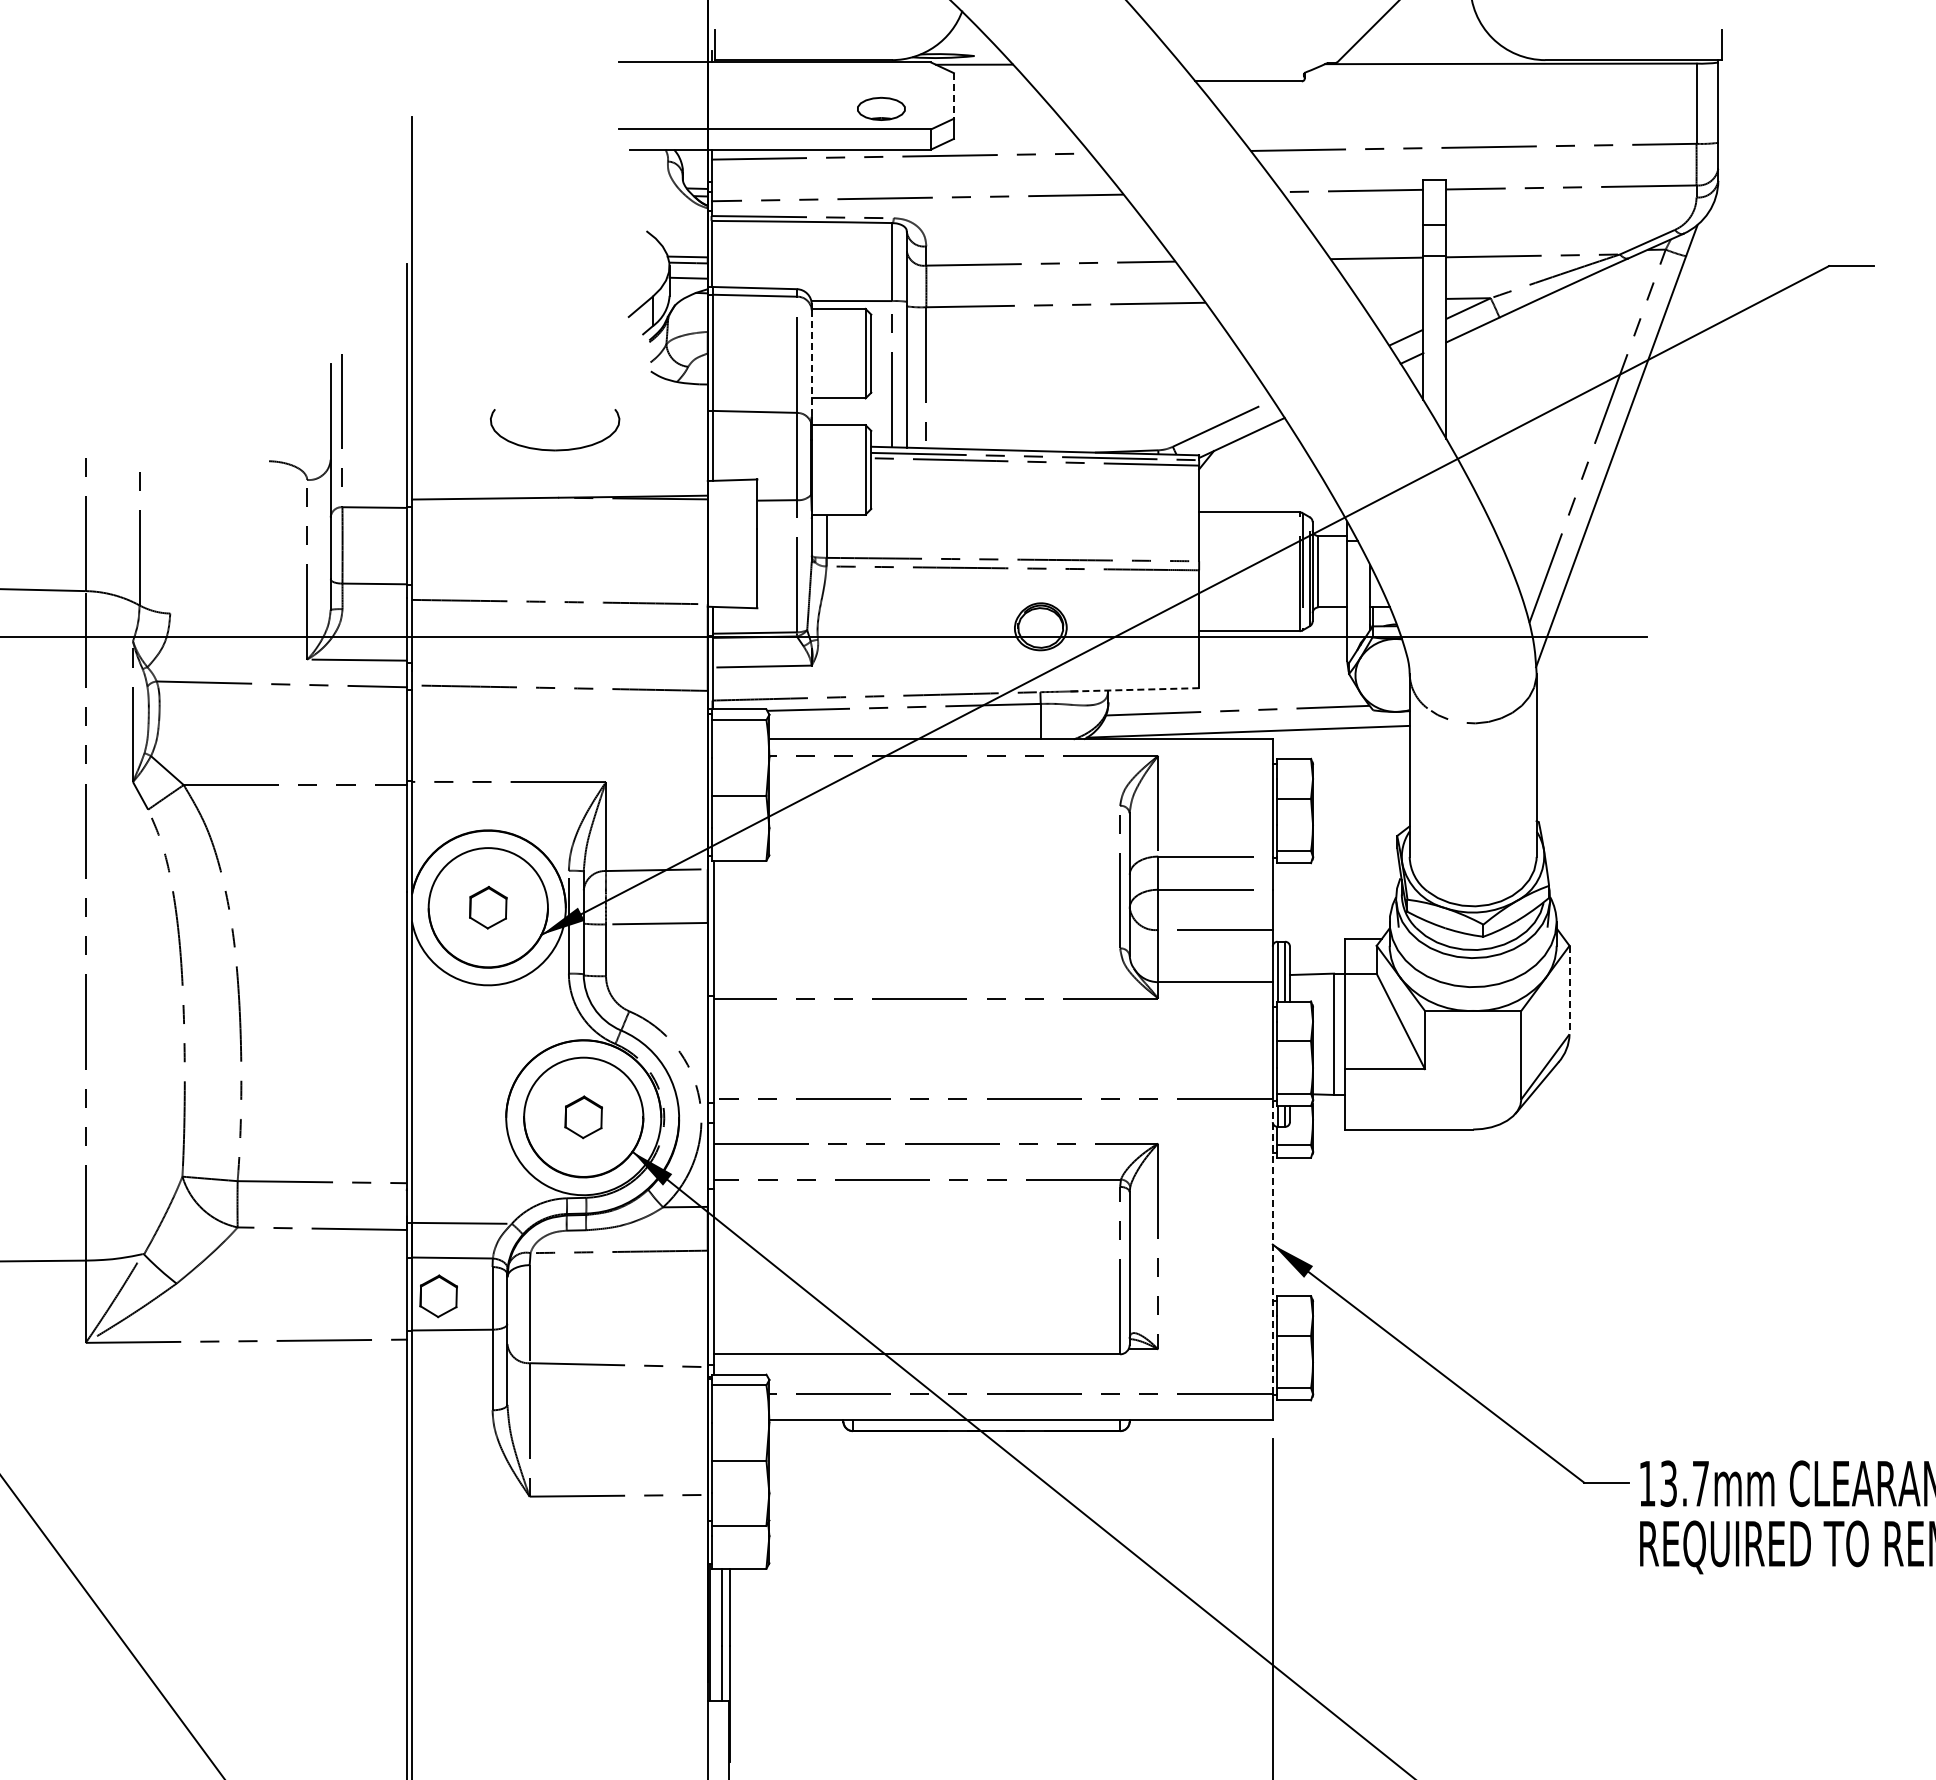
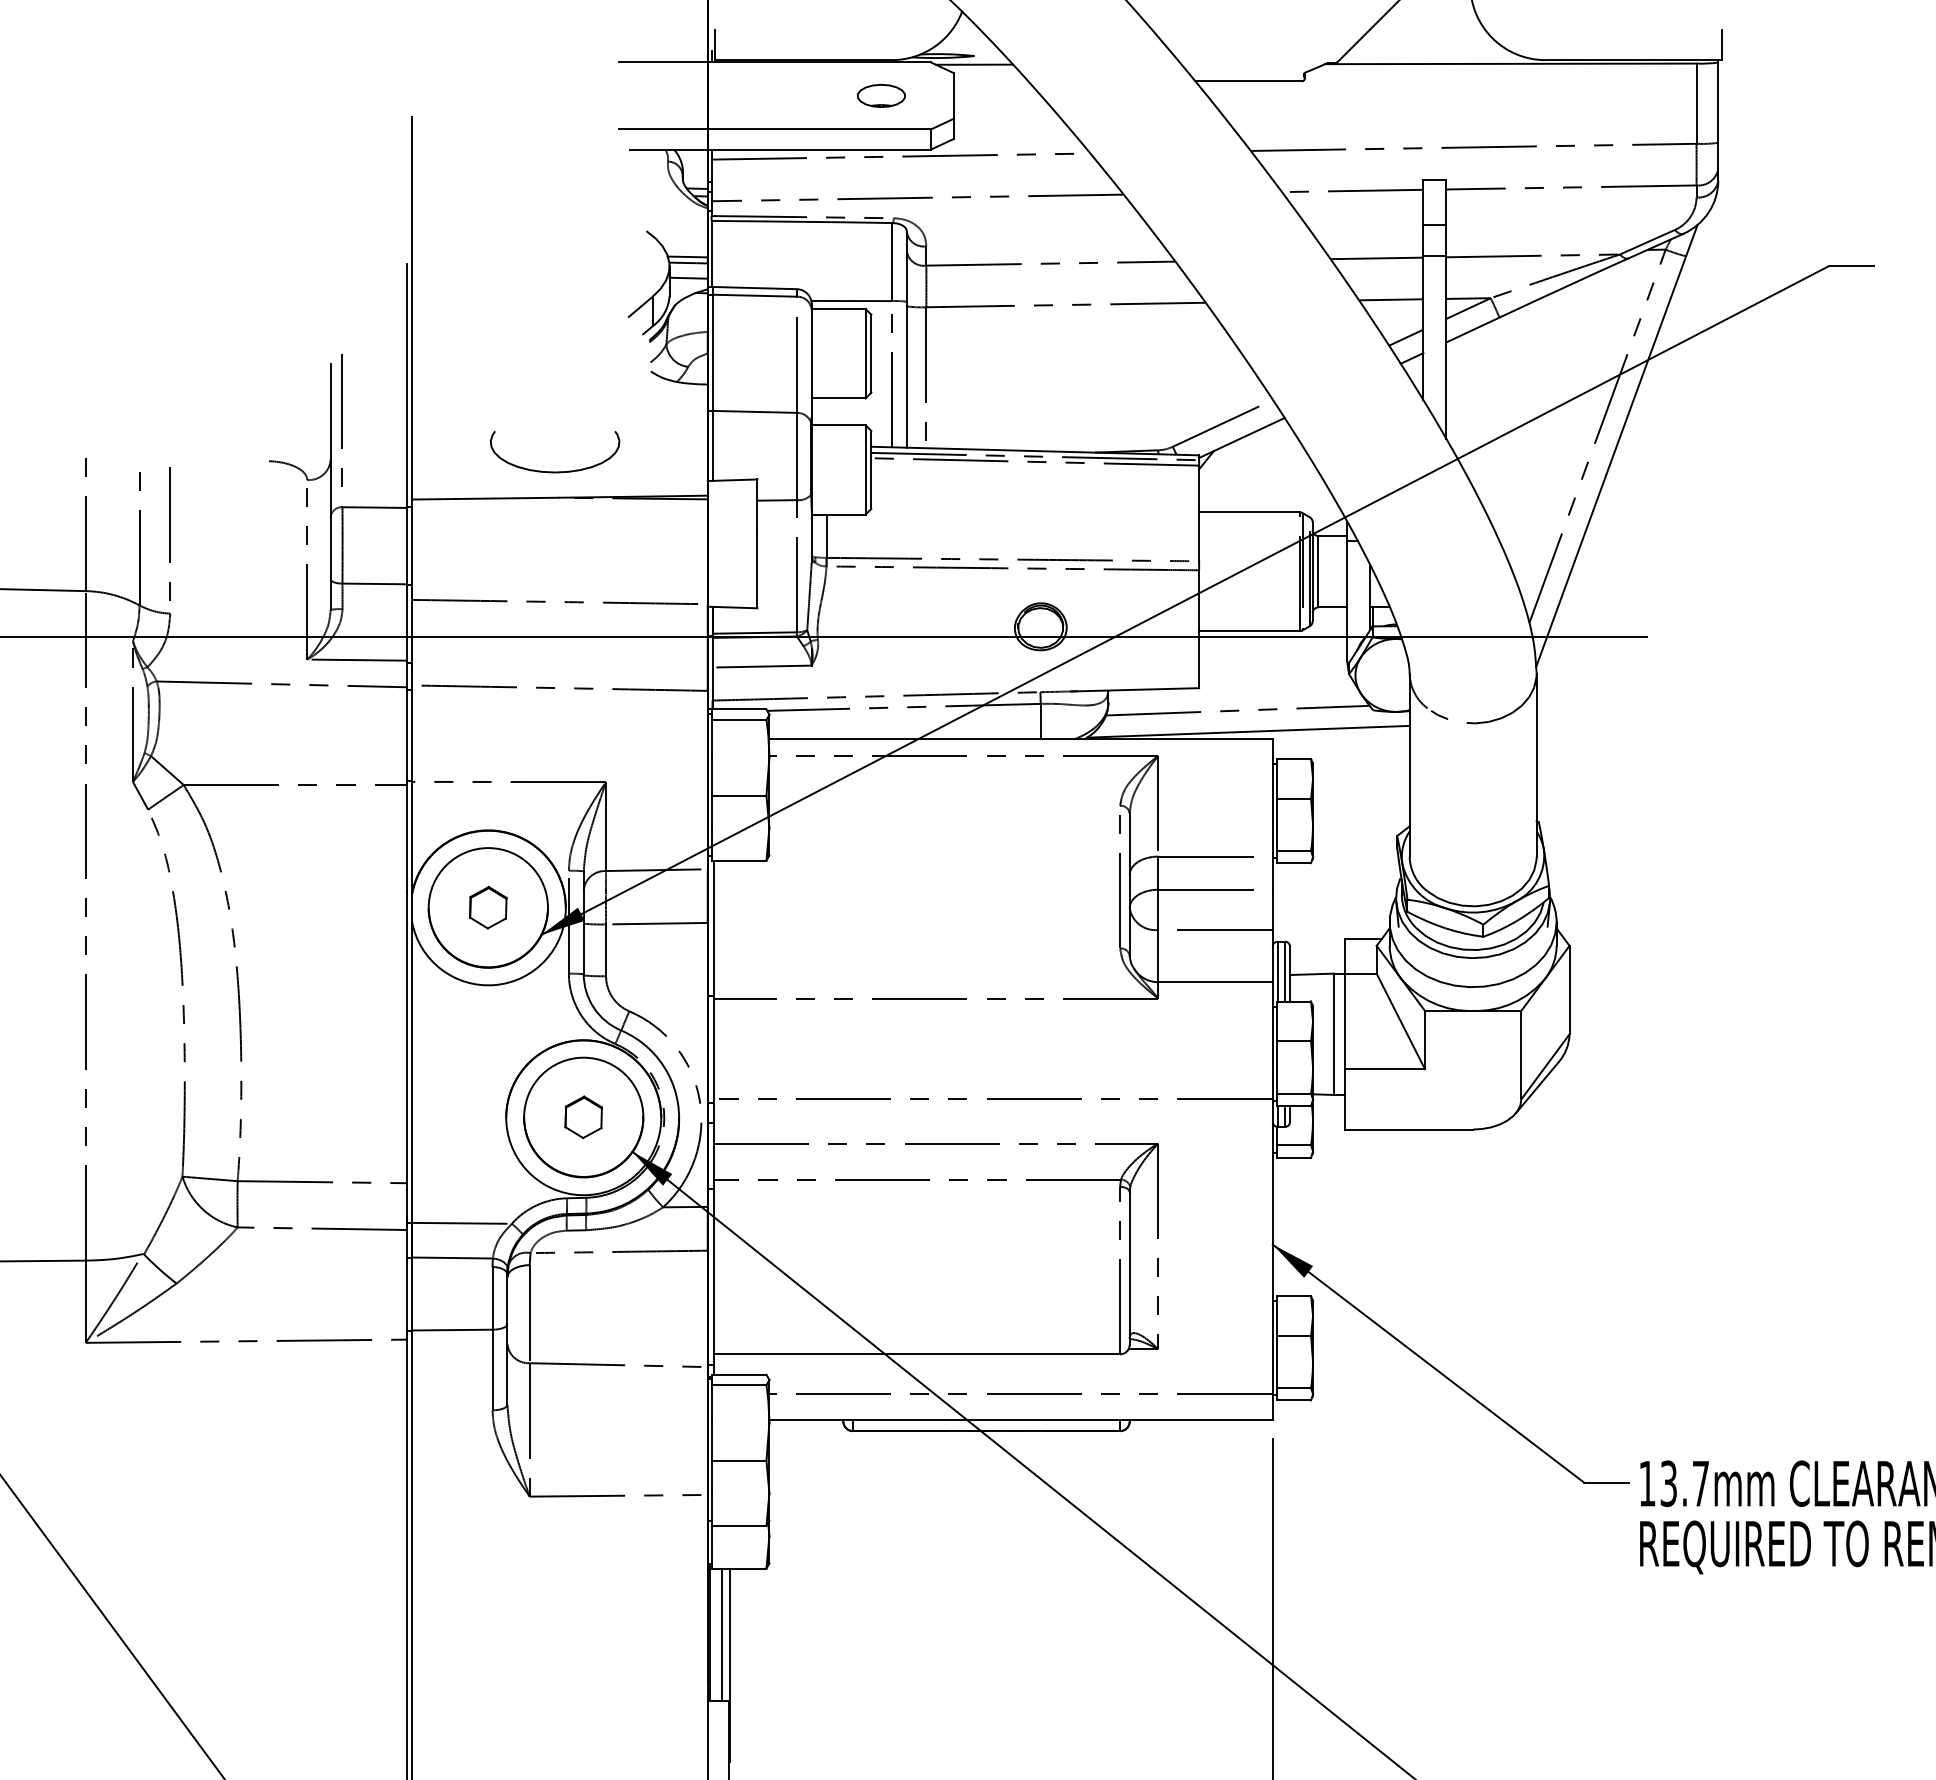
line: dashed -> solid (953, 95)
part position: (881, 108) -> (881, 95) (881, 95)
line: none -> present (1391, 299)
line: dashed -> solid (811, 363)
part position: (555, 449) -> (555, 471) (555, 471)
line: none -> present (169, 533)
line: dashed -> solid (1135, 689)
line: dashed -> solid (1569, 990)
line: dashed -> solid (1272, 1246)
part: present -> none (438, 1296)
